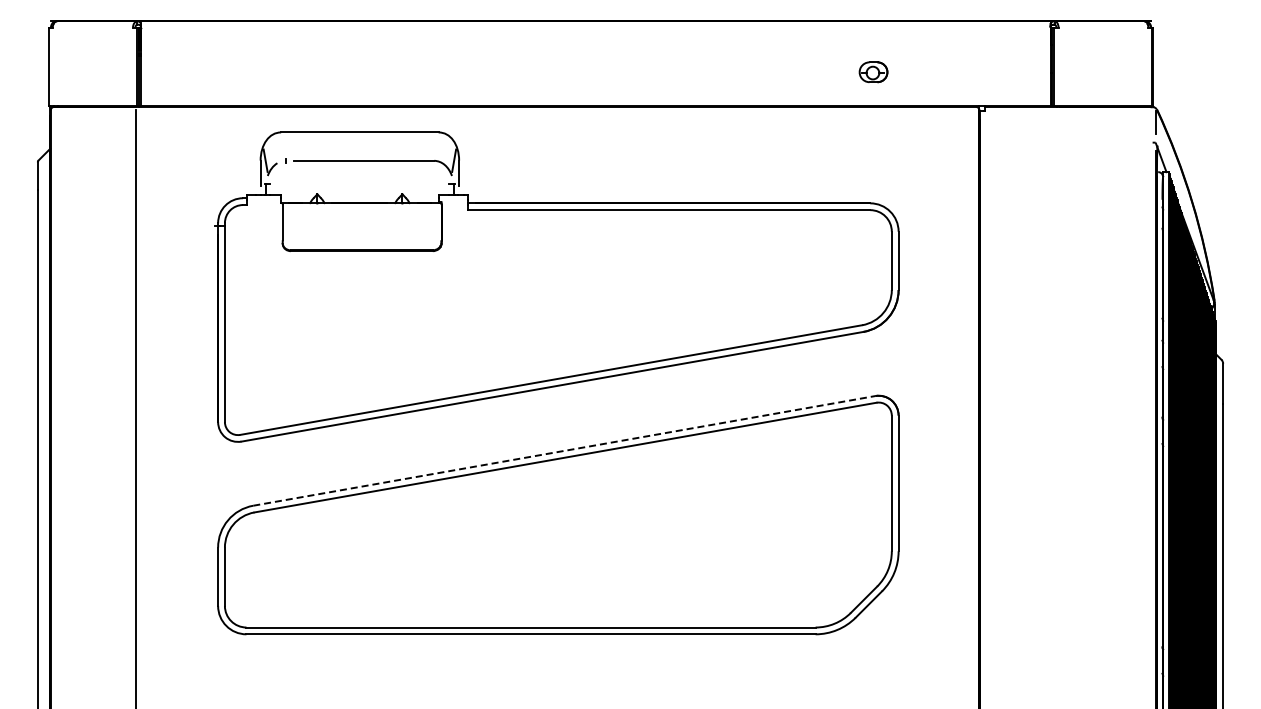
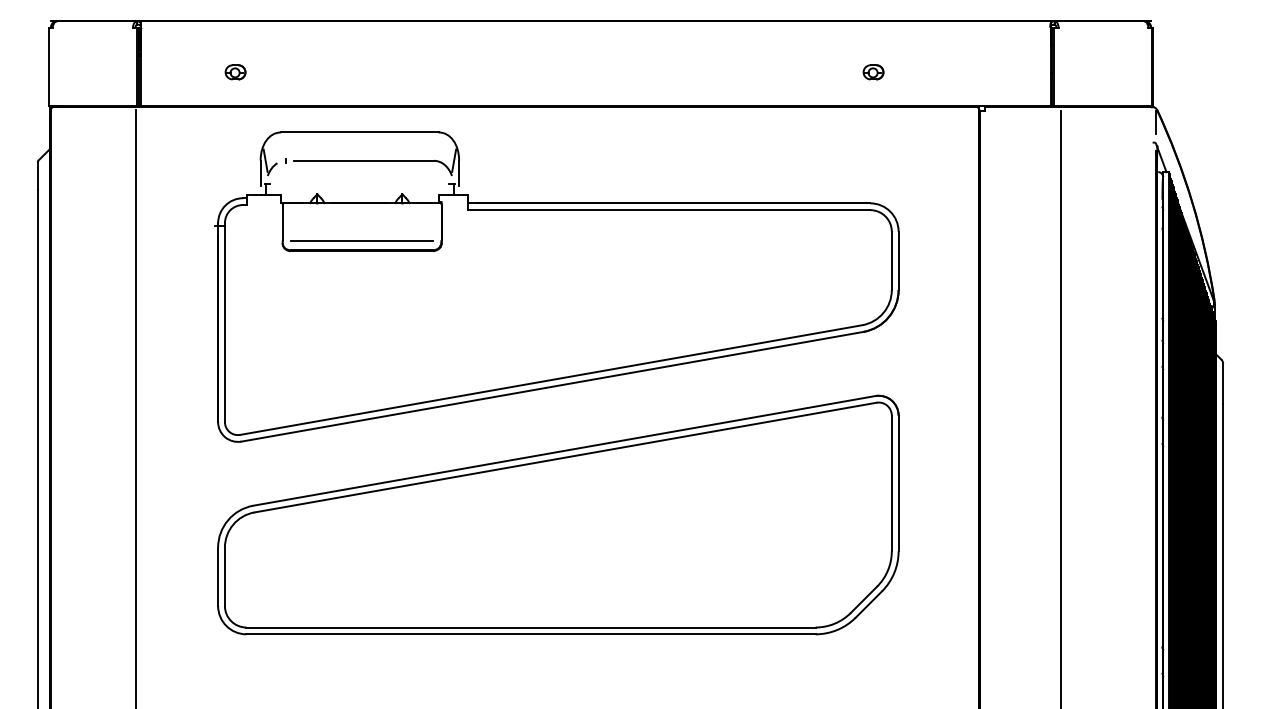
part: none -> present (235, 72)
part size: 31x23 px -> 23x17 px (873, 72)
line: none -> present (362, 240)
line: none -> present (1060, 408)
line: dashed -> solid (564, 450)
